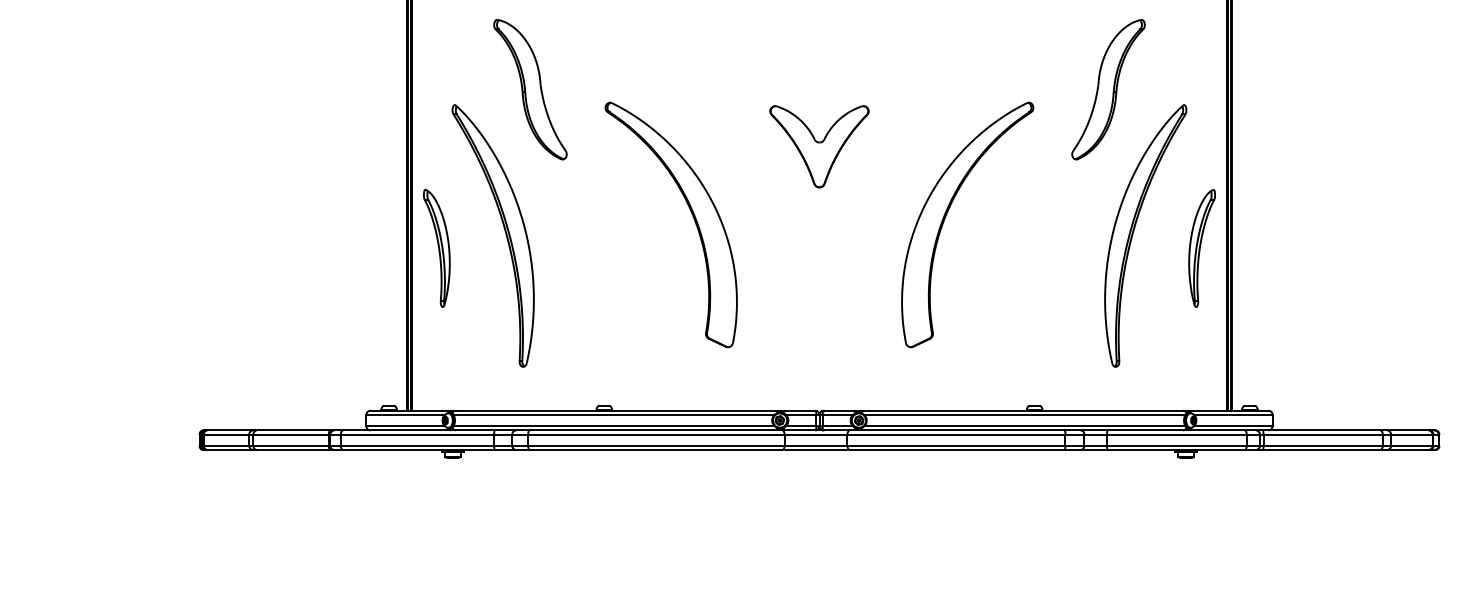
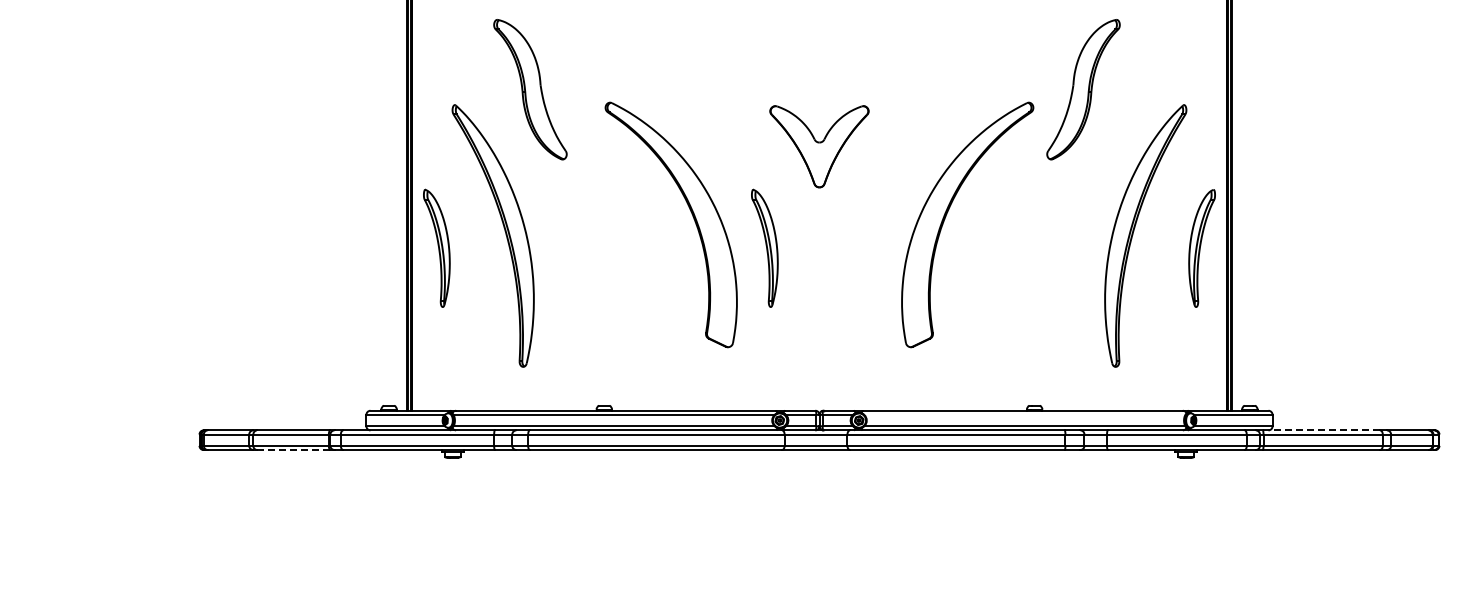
part position: (1108, 89) -> (1083, 89) (1083, 89)
part: none -> present (764, 247)
line: present -> none (1024, 414)
line: solid -> dashed (1321, 430)
line: solid -> dashed (293, 450)
